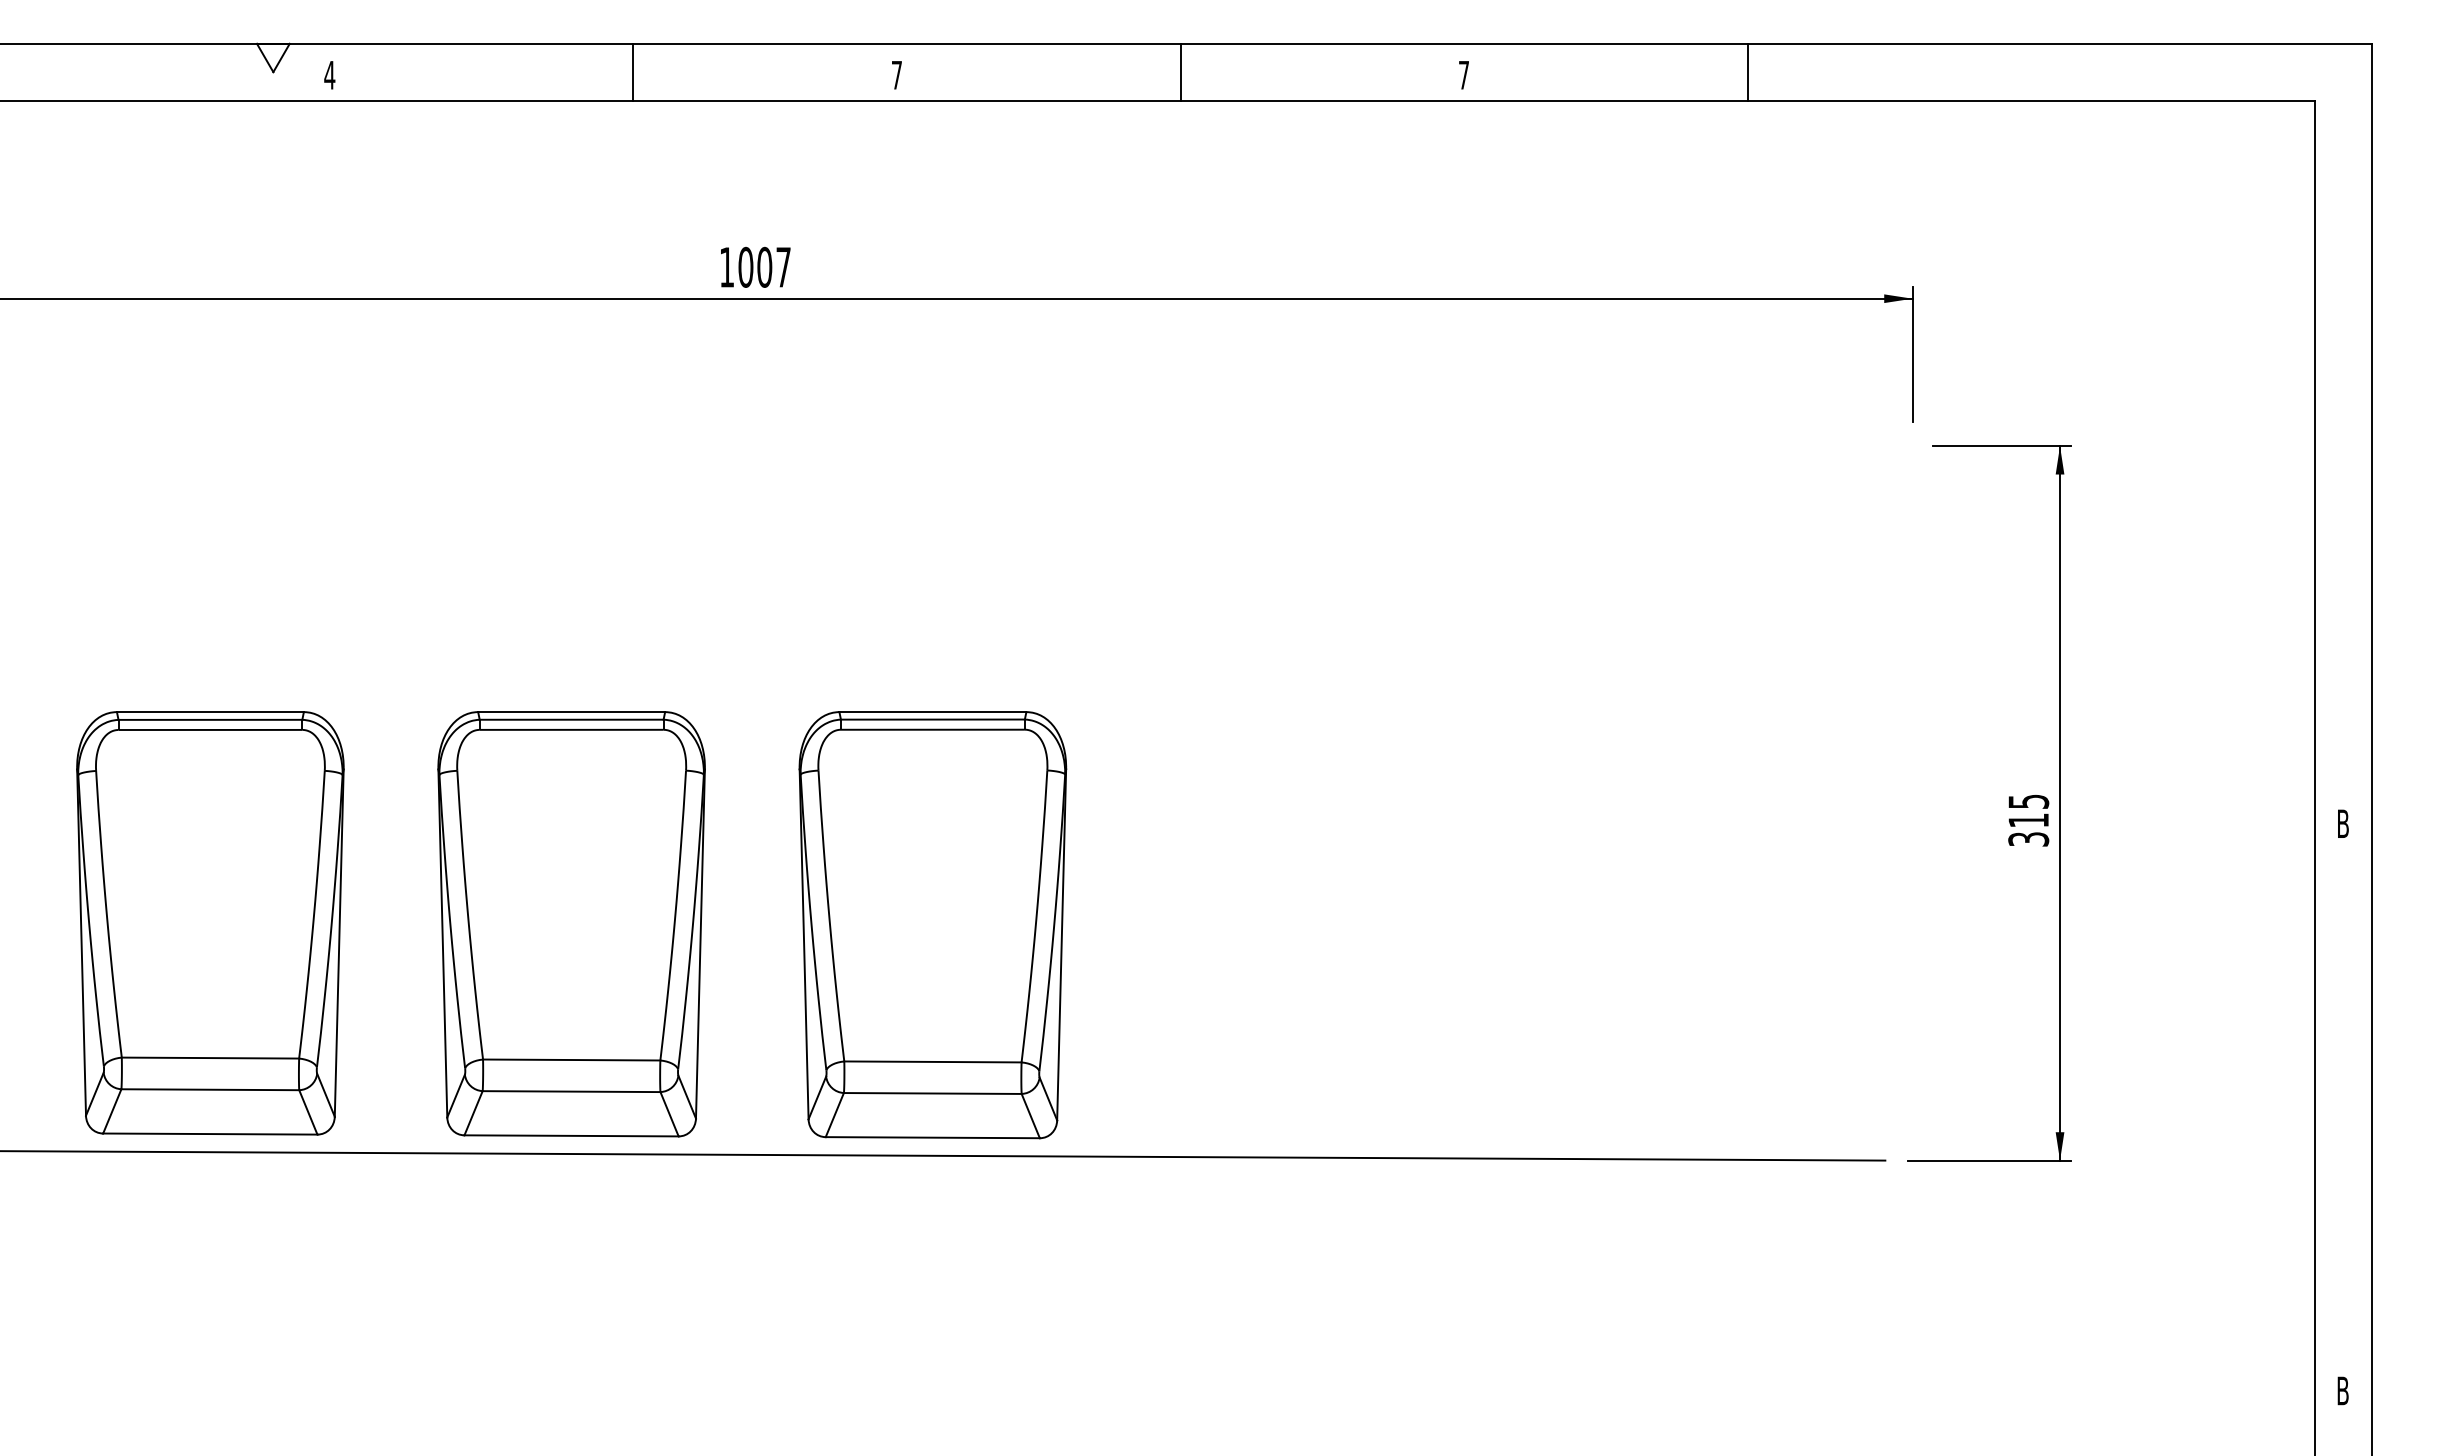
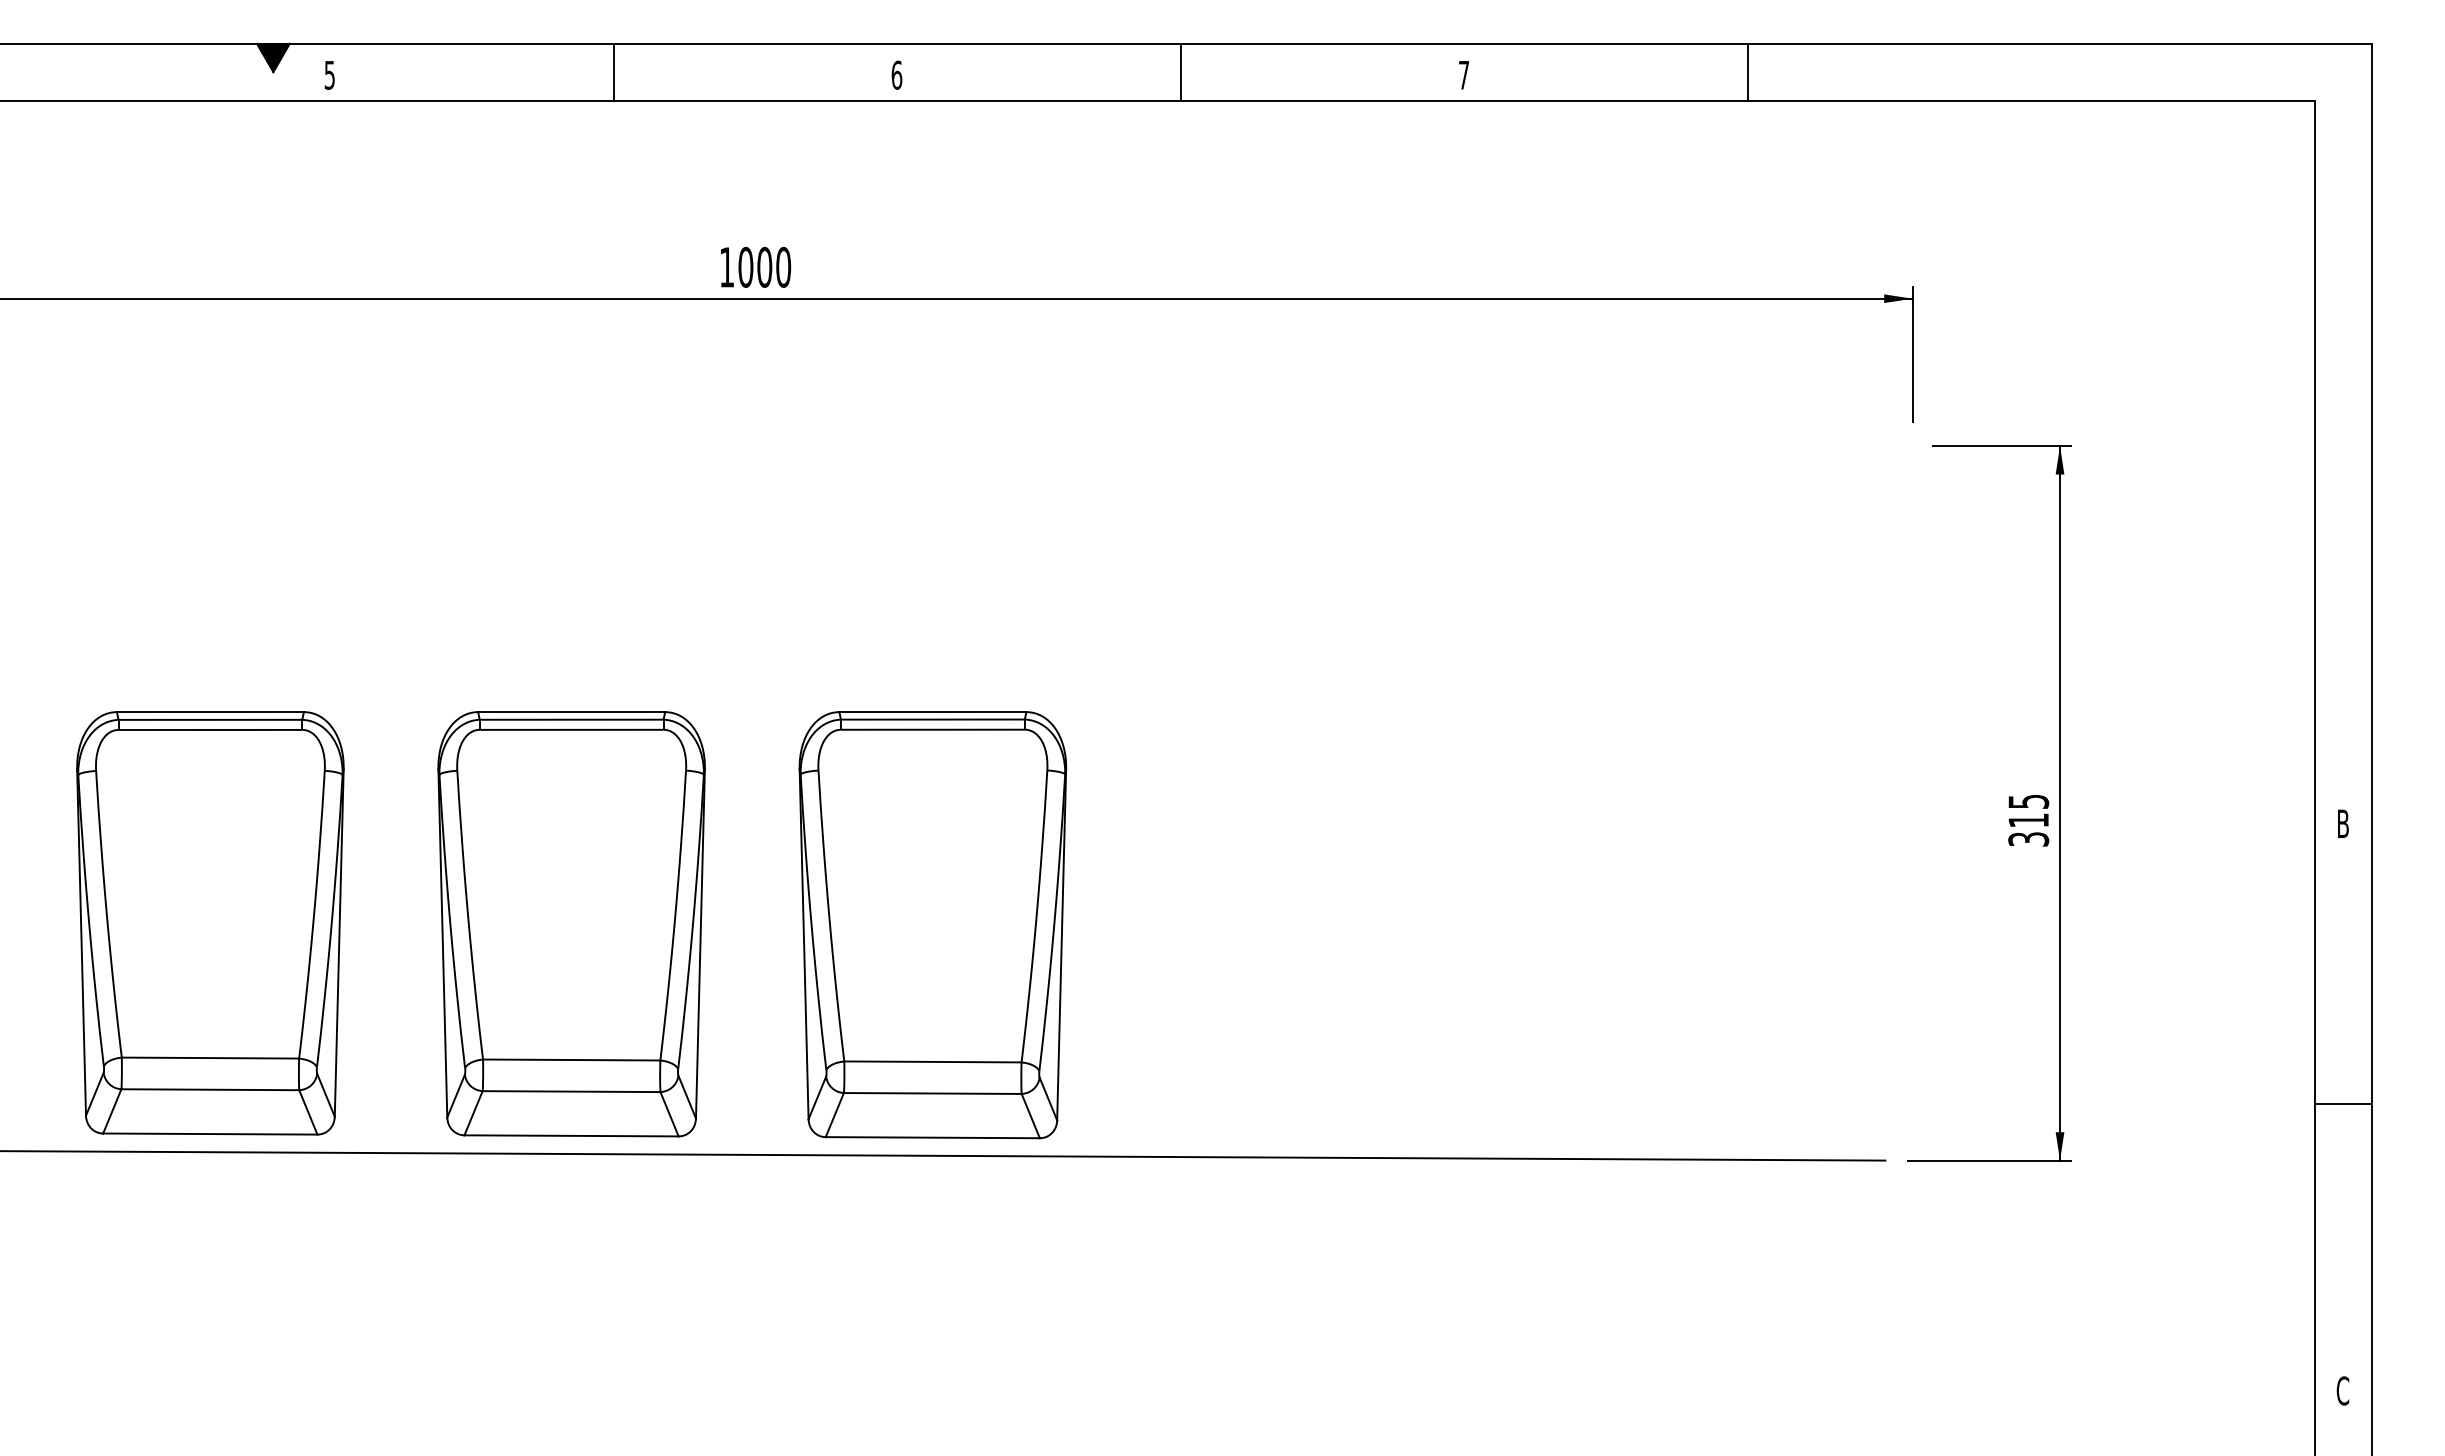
fill: none -> present (273, 57)
line position: (632, 71) -> (613, 71) (613, 71)
text: 7 -> 6 (896, 74)
text: 4 -> 5 (329, 75)
text: 1007 -> 1000 (783, 266)
line: none -> present (2342, 1104)
text: B -> C (2342, 1390)
